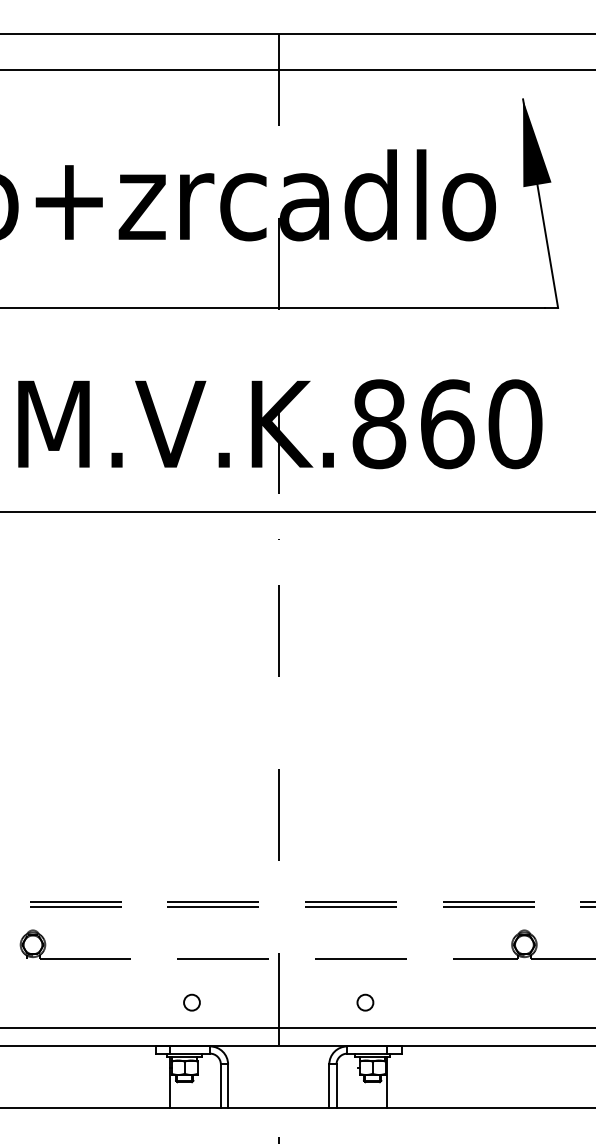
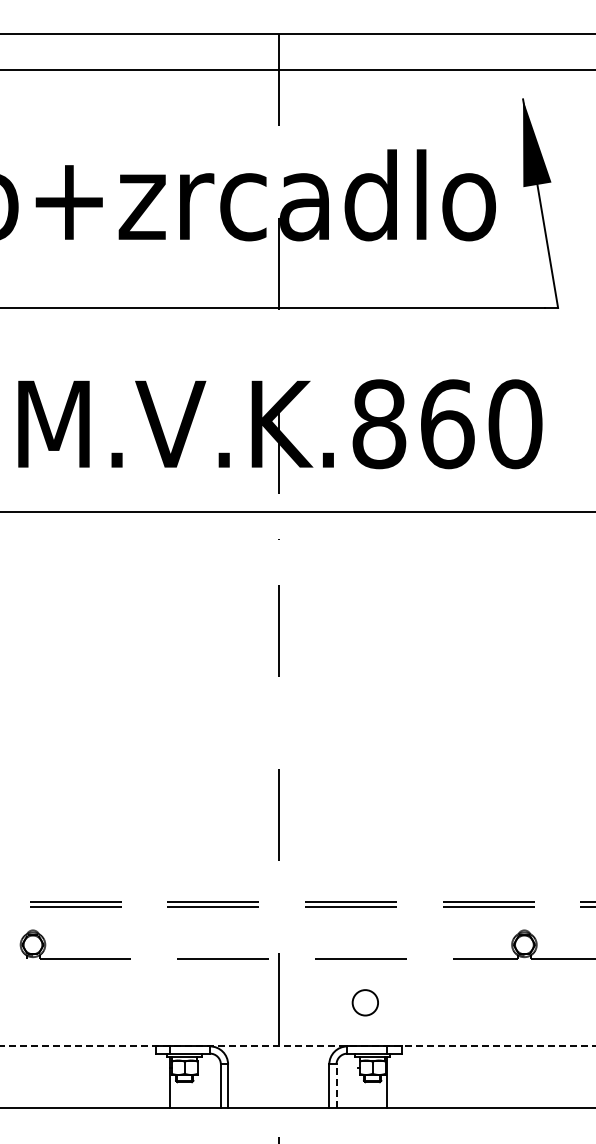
circle: present -> none (191, 1002)
circle size: 19x19 px -> 28x28 px (364, 1002)
line: present -> none (297, 1027)
line: solid -> dashed (298, 1046)
line: solid -> dashed (336, 1086)
